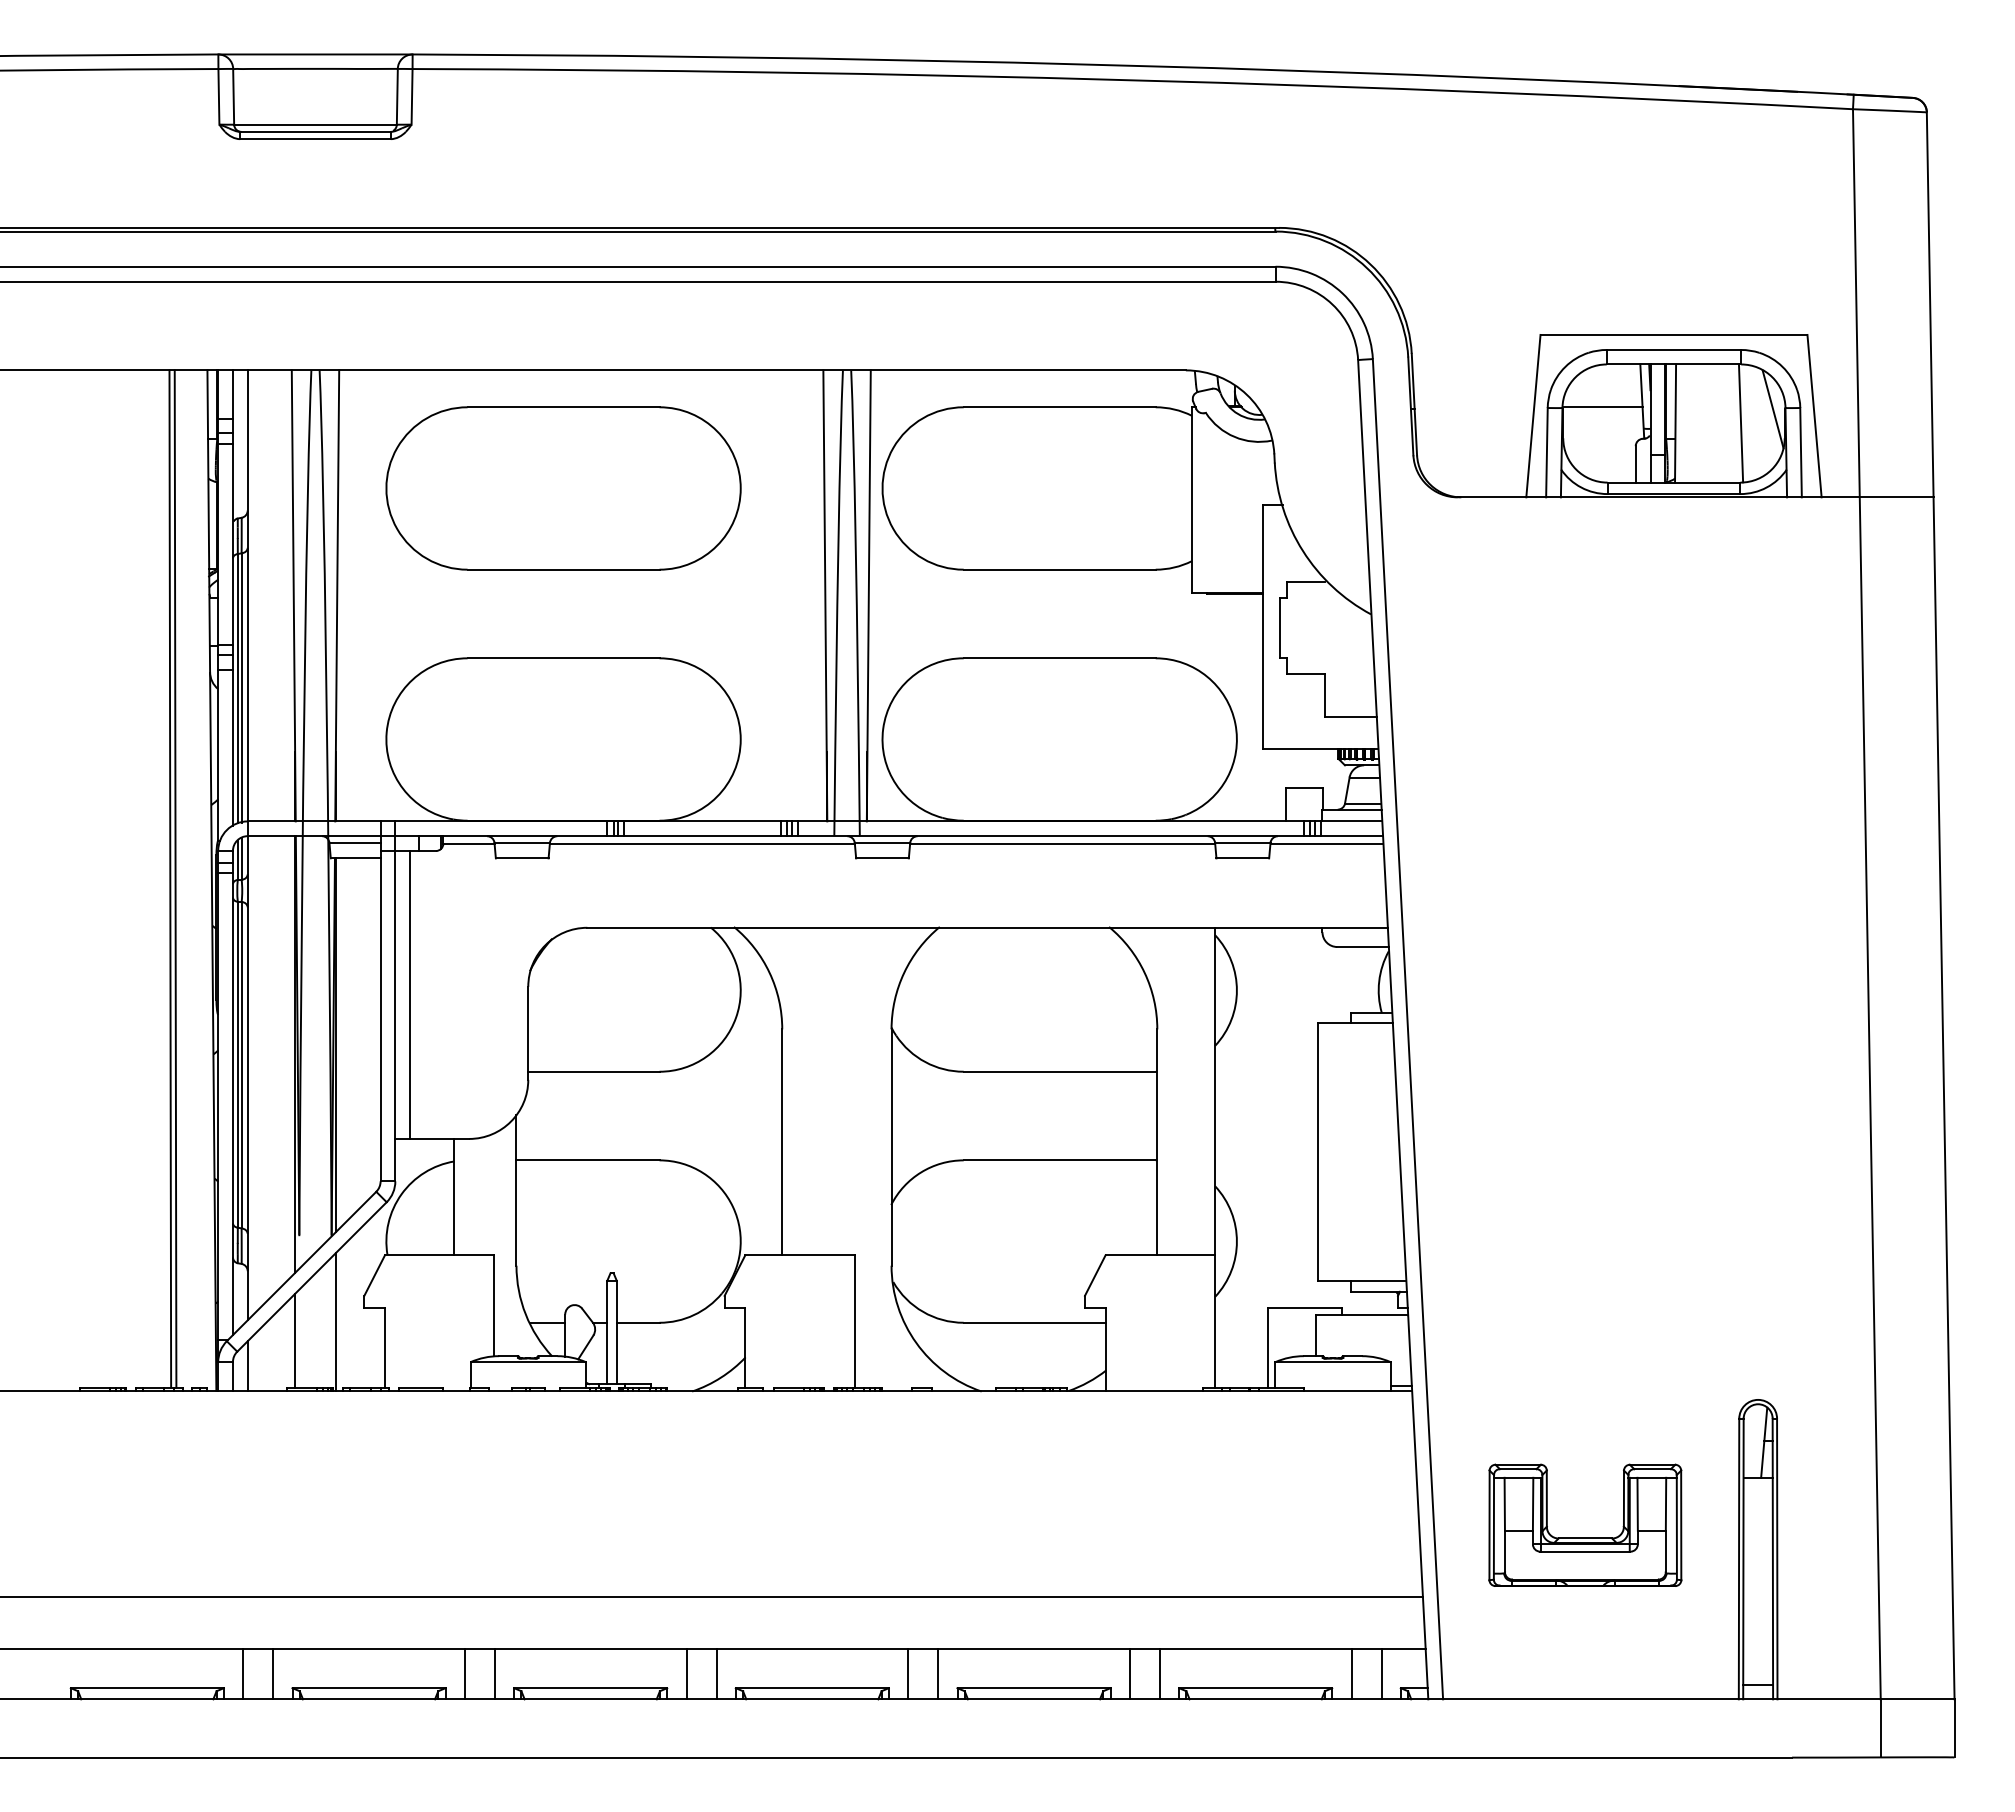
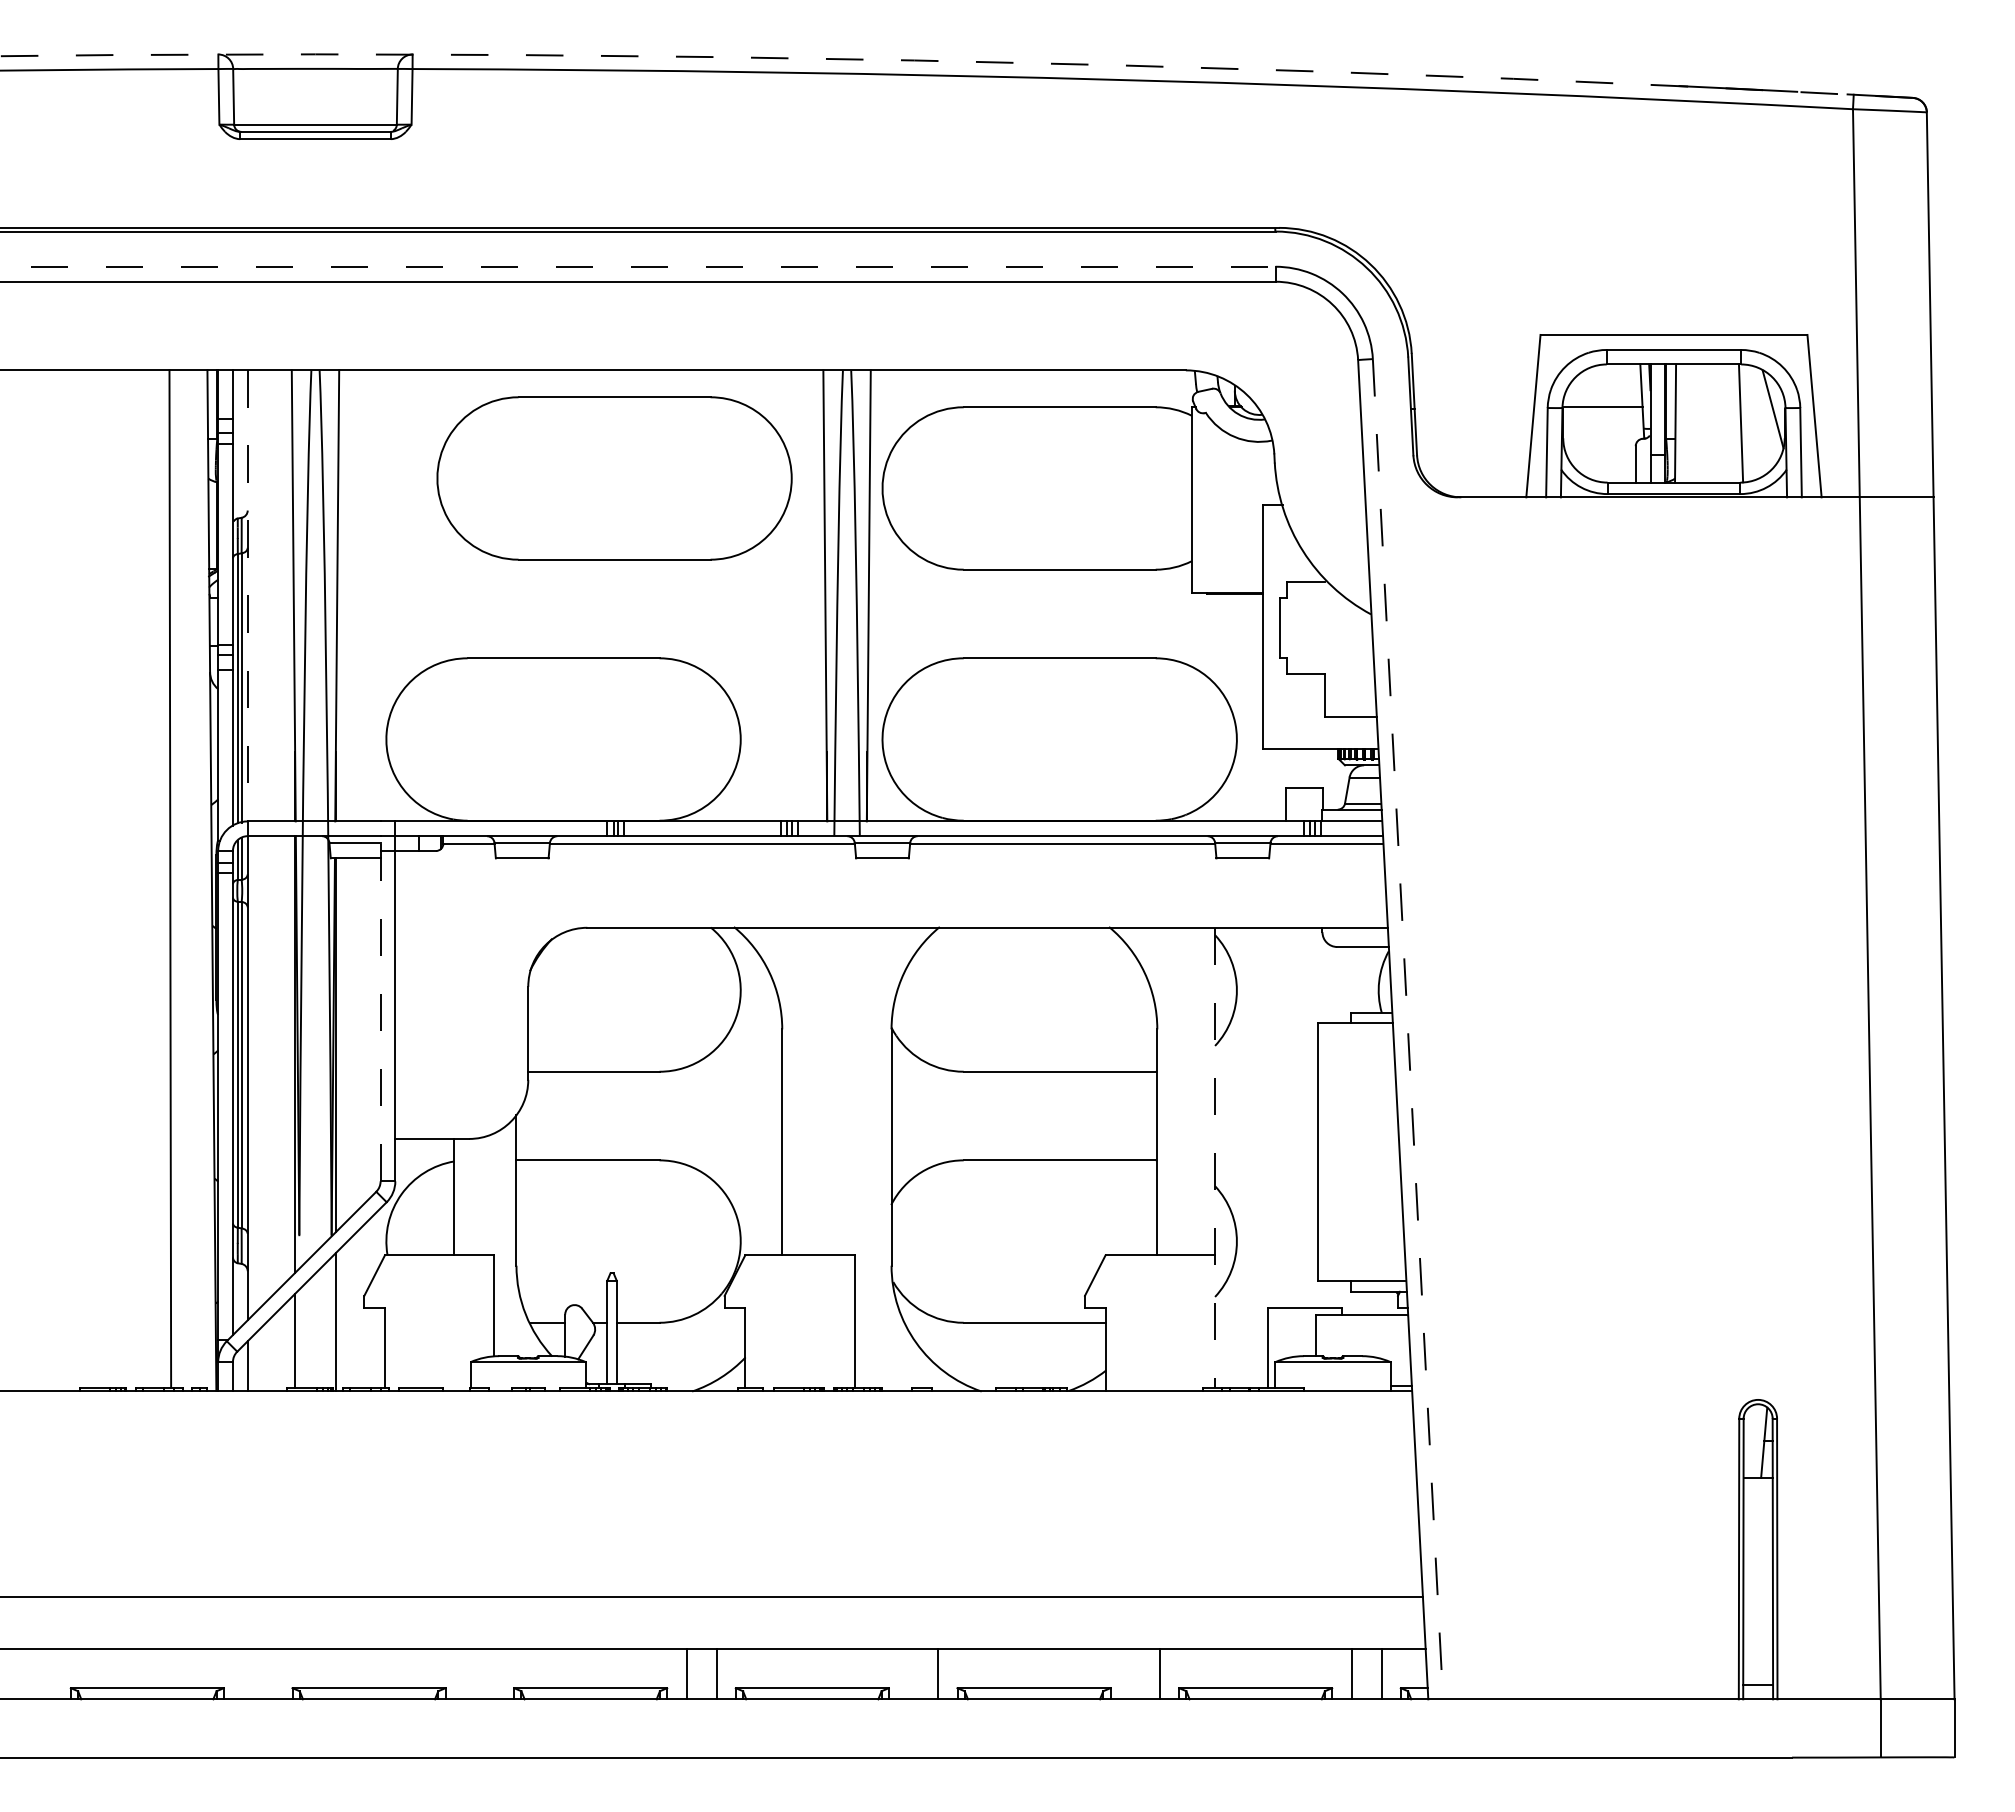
arc: solid -> dashed (956, 61)
line: solid -> dashed (637, 266)
part position: (563, 488) -> (614, 478) (614, 478)
line: solid -> dashed (247, 596)
line: present -> none (175, 878)
line: present -> none (410, 994)
line: solid -> dashed (380, 1001)
line: solid -> dashed (1408, 1029)
line: solid -> dashed (1214, 1157)
part: present -> none (1585, 1537)
line: present -> none (243, 1674)
line: present -> none (273, 1674)
line: present -> none (464, 1674)
line: present -> none (494, 1674)
line: present -> none (908, 1674)
line: present -> none (1129, 1674)
